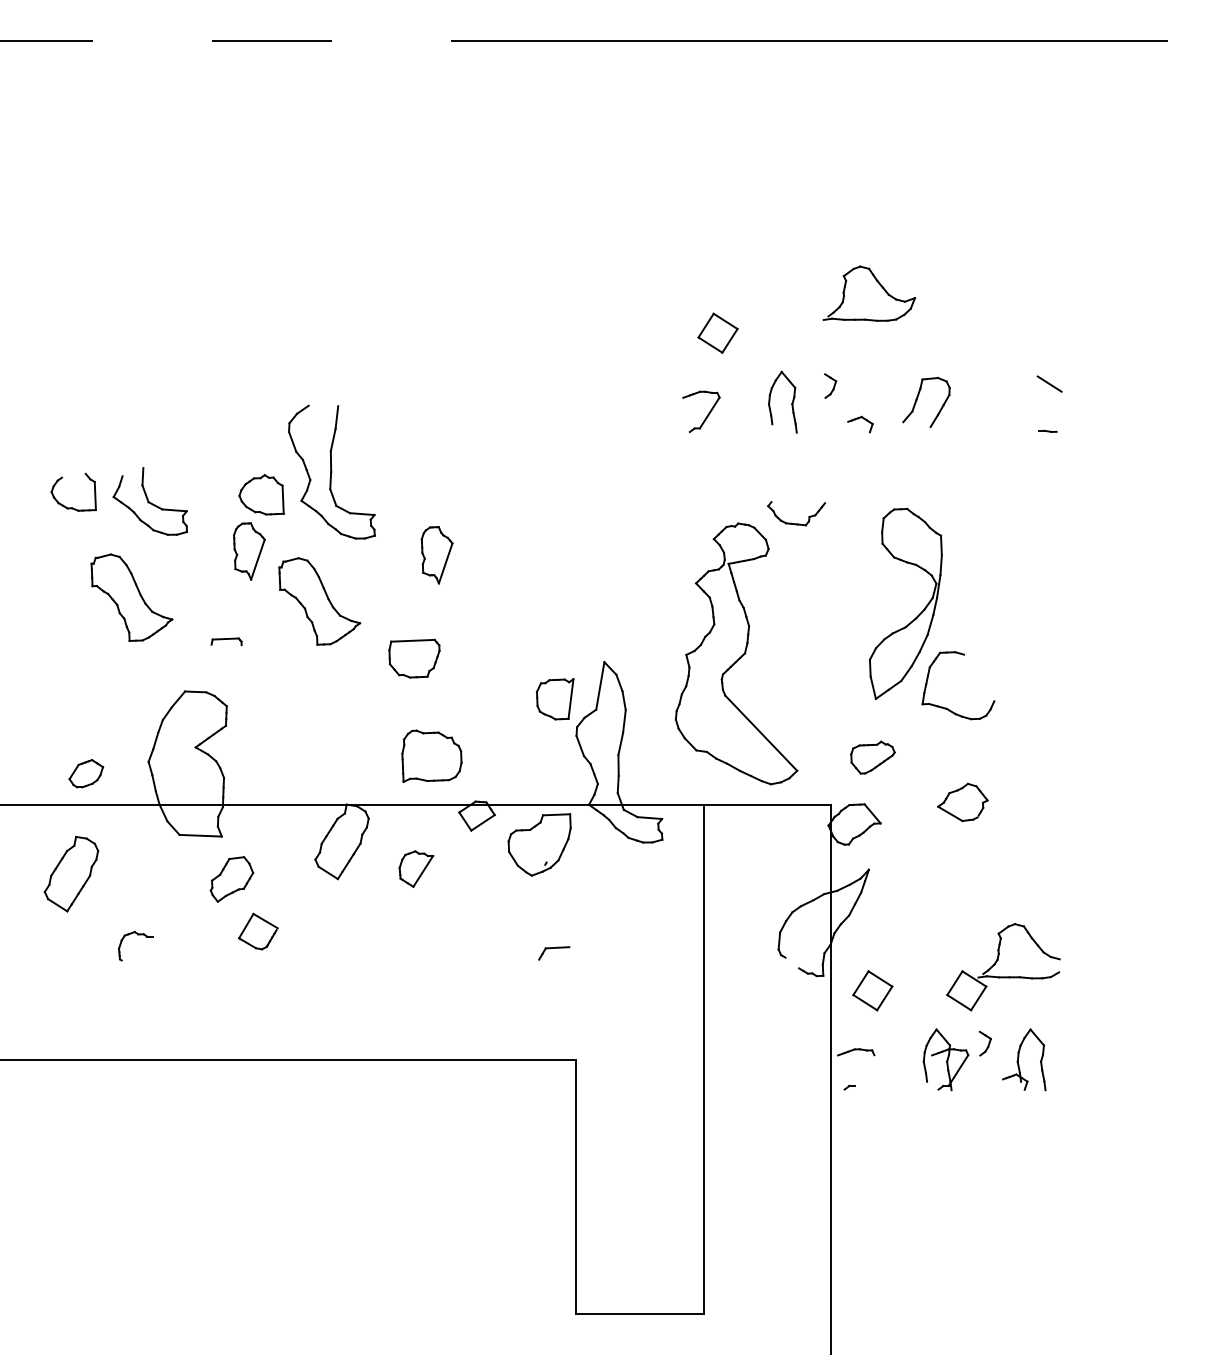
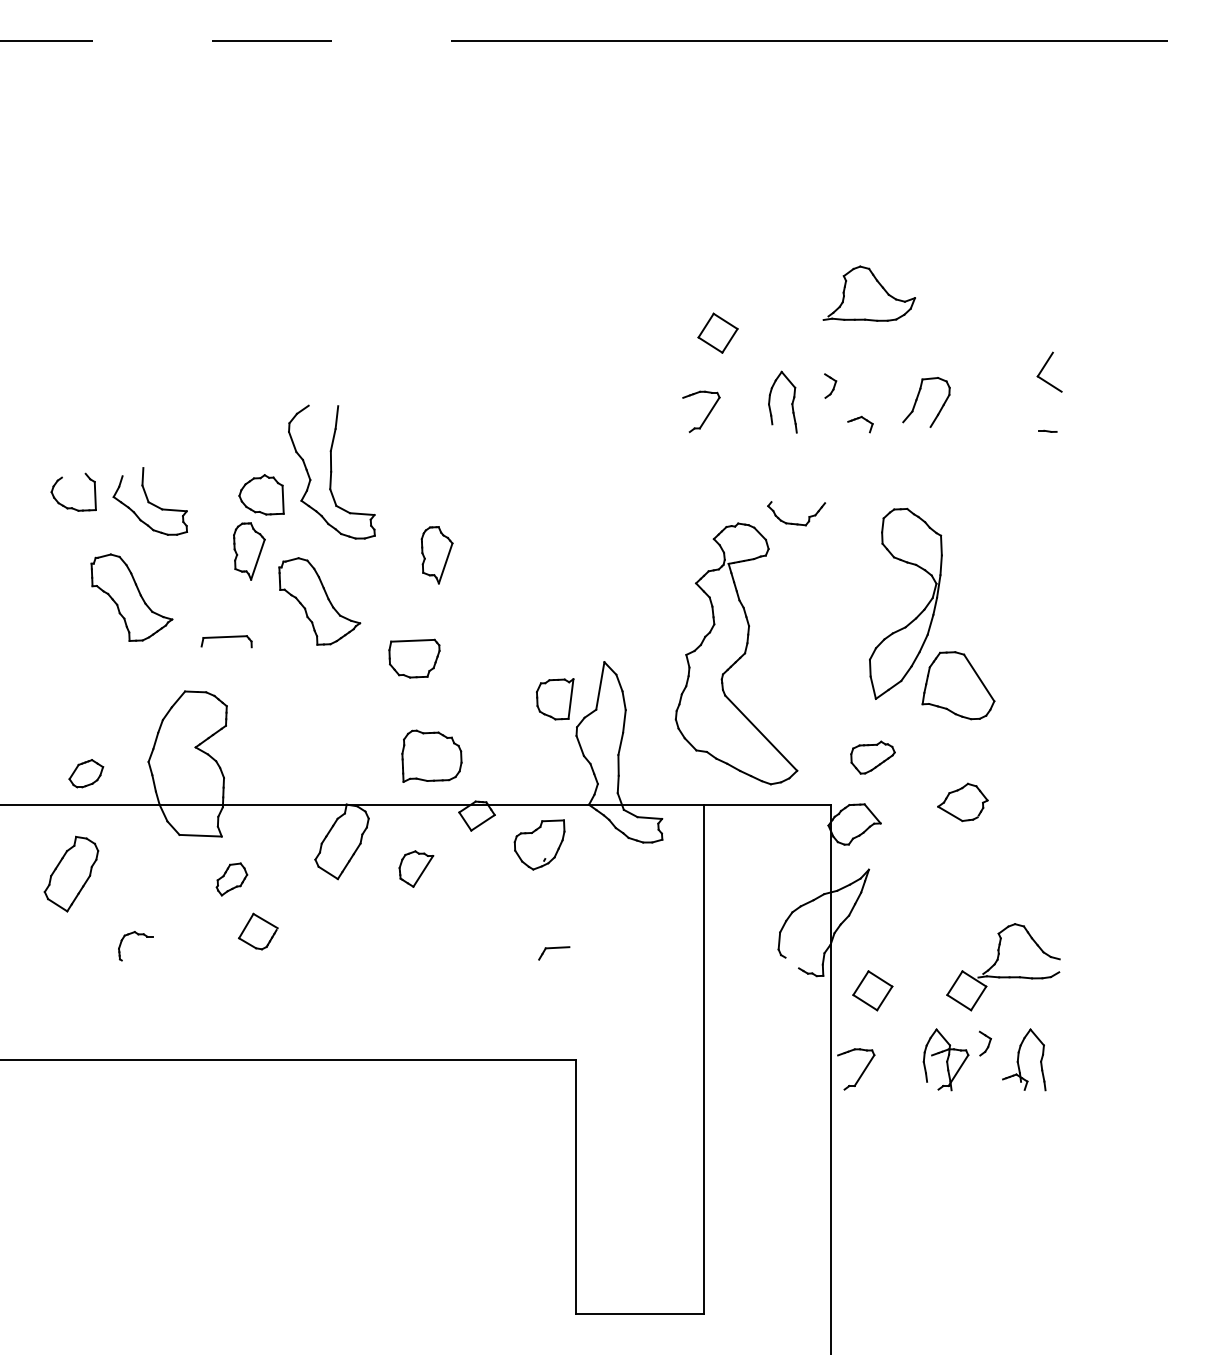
line: none -> present (1044, 364)
part size: 33x9 px -> 53x14 px (226, 641)
line: none -> present (979, 677)
part size: 65x64 px -> 53x52 px (539, 844)
part size: 46x47 px -> 34x35 px (231, 879)
line: none -> present (864, 1070)
